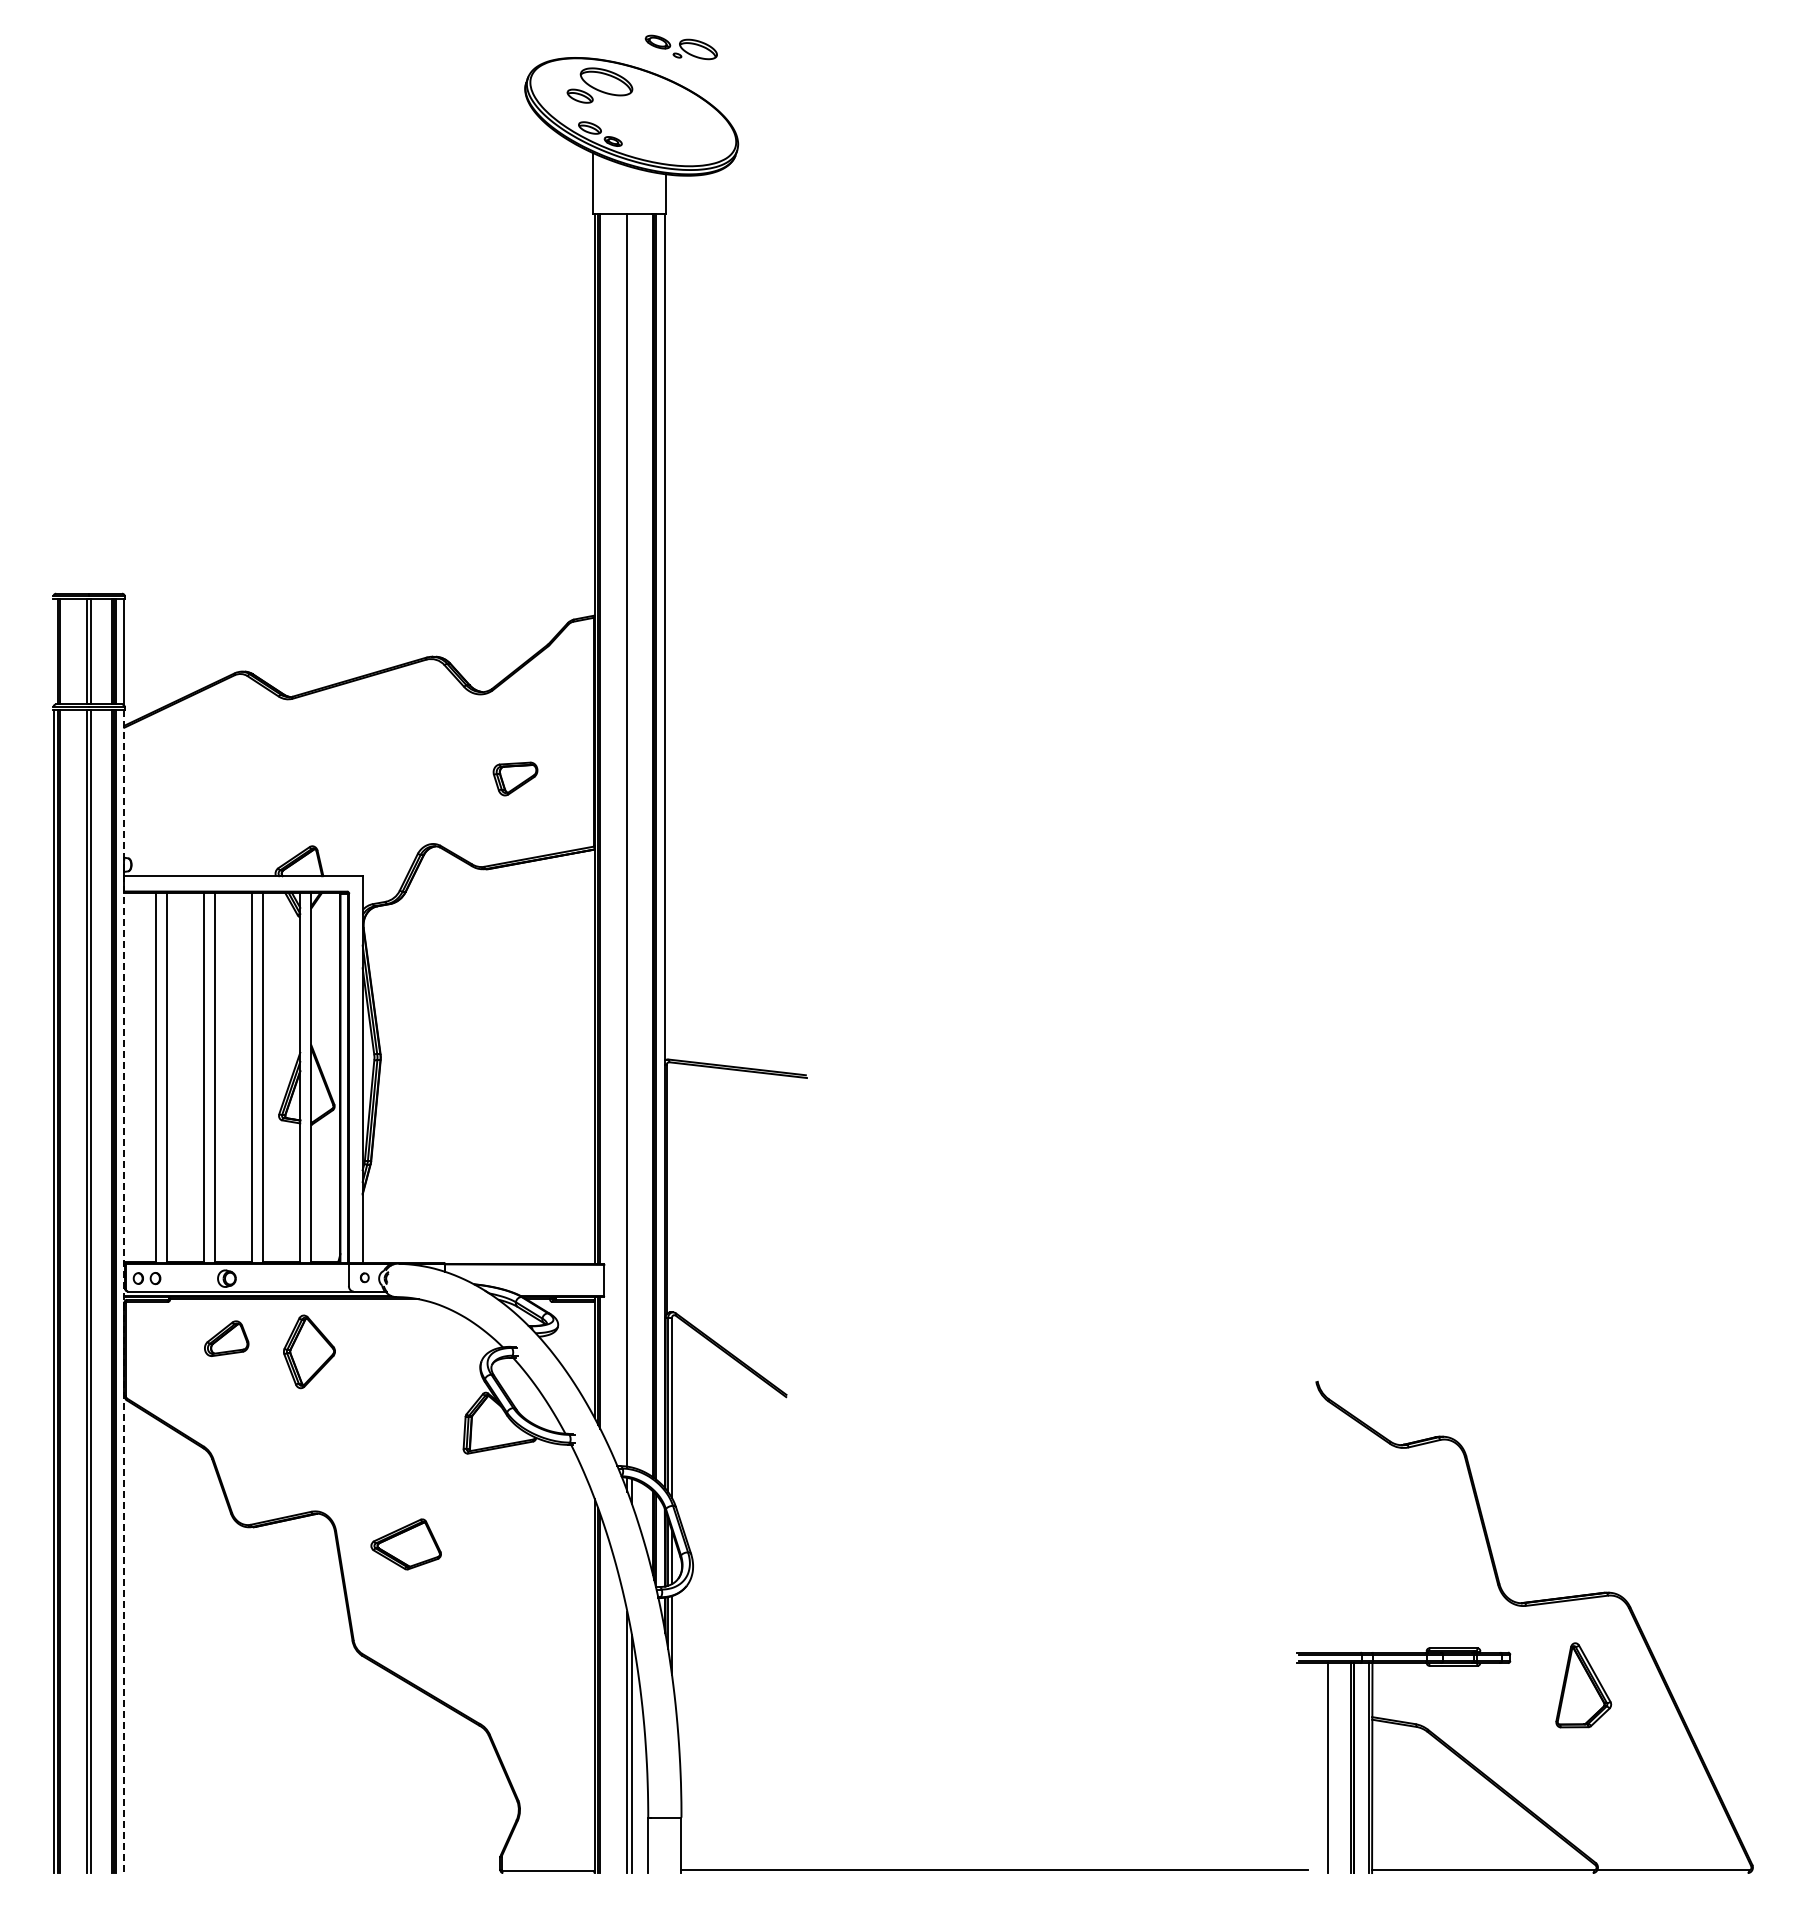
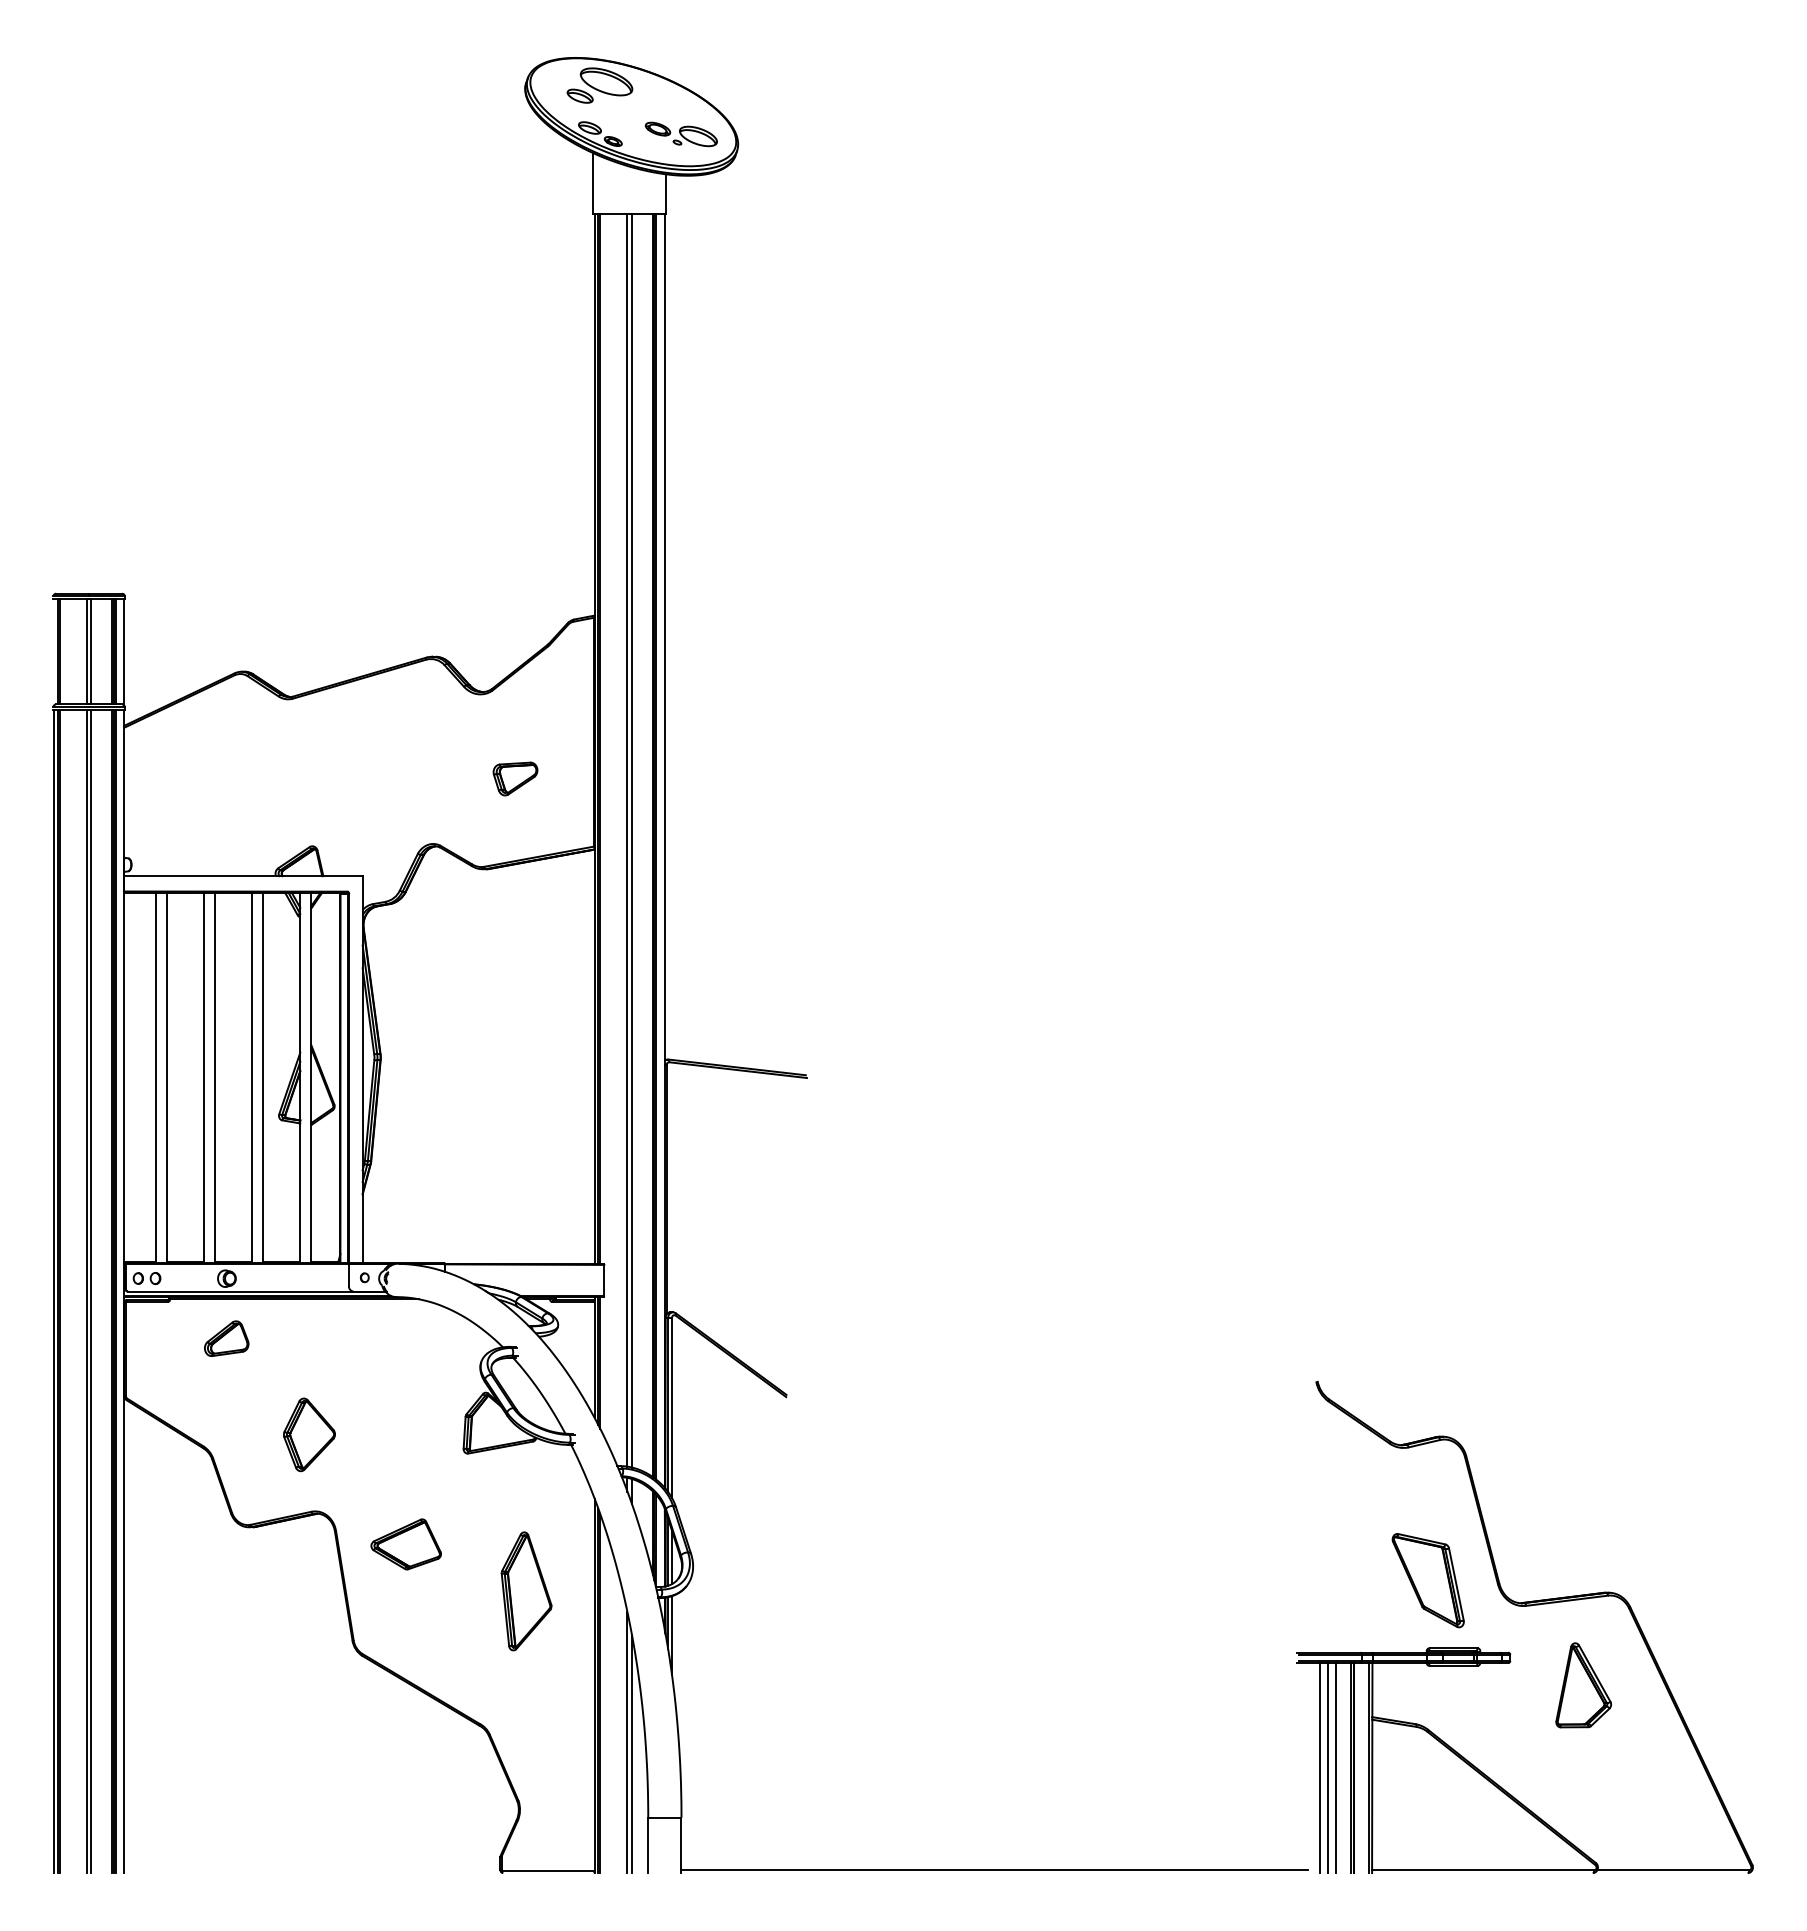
part position: (680, 47) -> (680, 134) (680, 134)
line: none -> present (631, 840)
line: dashed -> solid (124, 1291)
part position: (309, 1351) -> (309, 1434) (309, 1434)
part: none -> present (1427, 1580)
part: none -> present (526, 1591)
line: none -> present (1319, 1768)
line: none -> present (1335, 1768)
